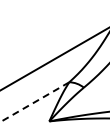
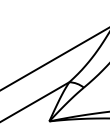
line: dashed -> solid (34, 102)
